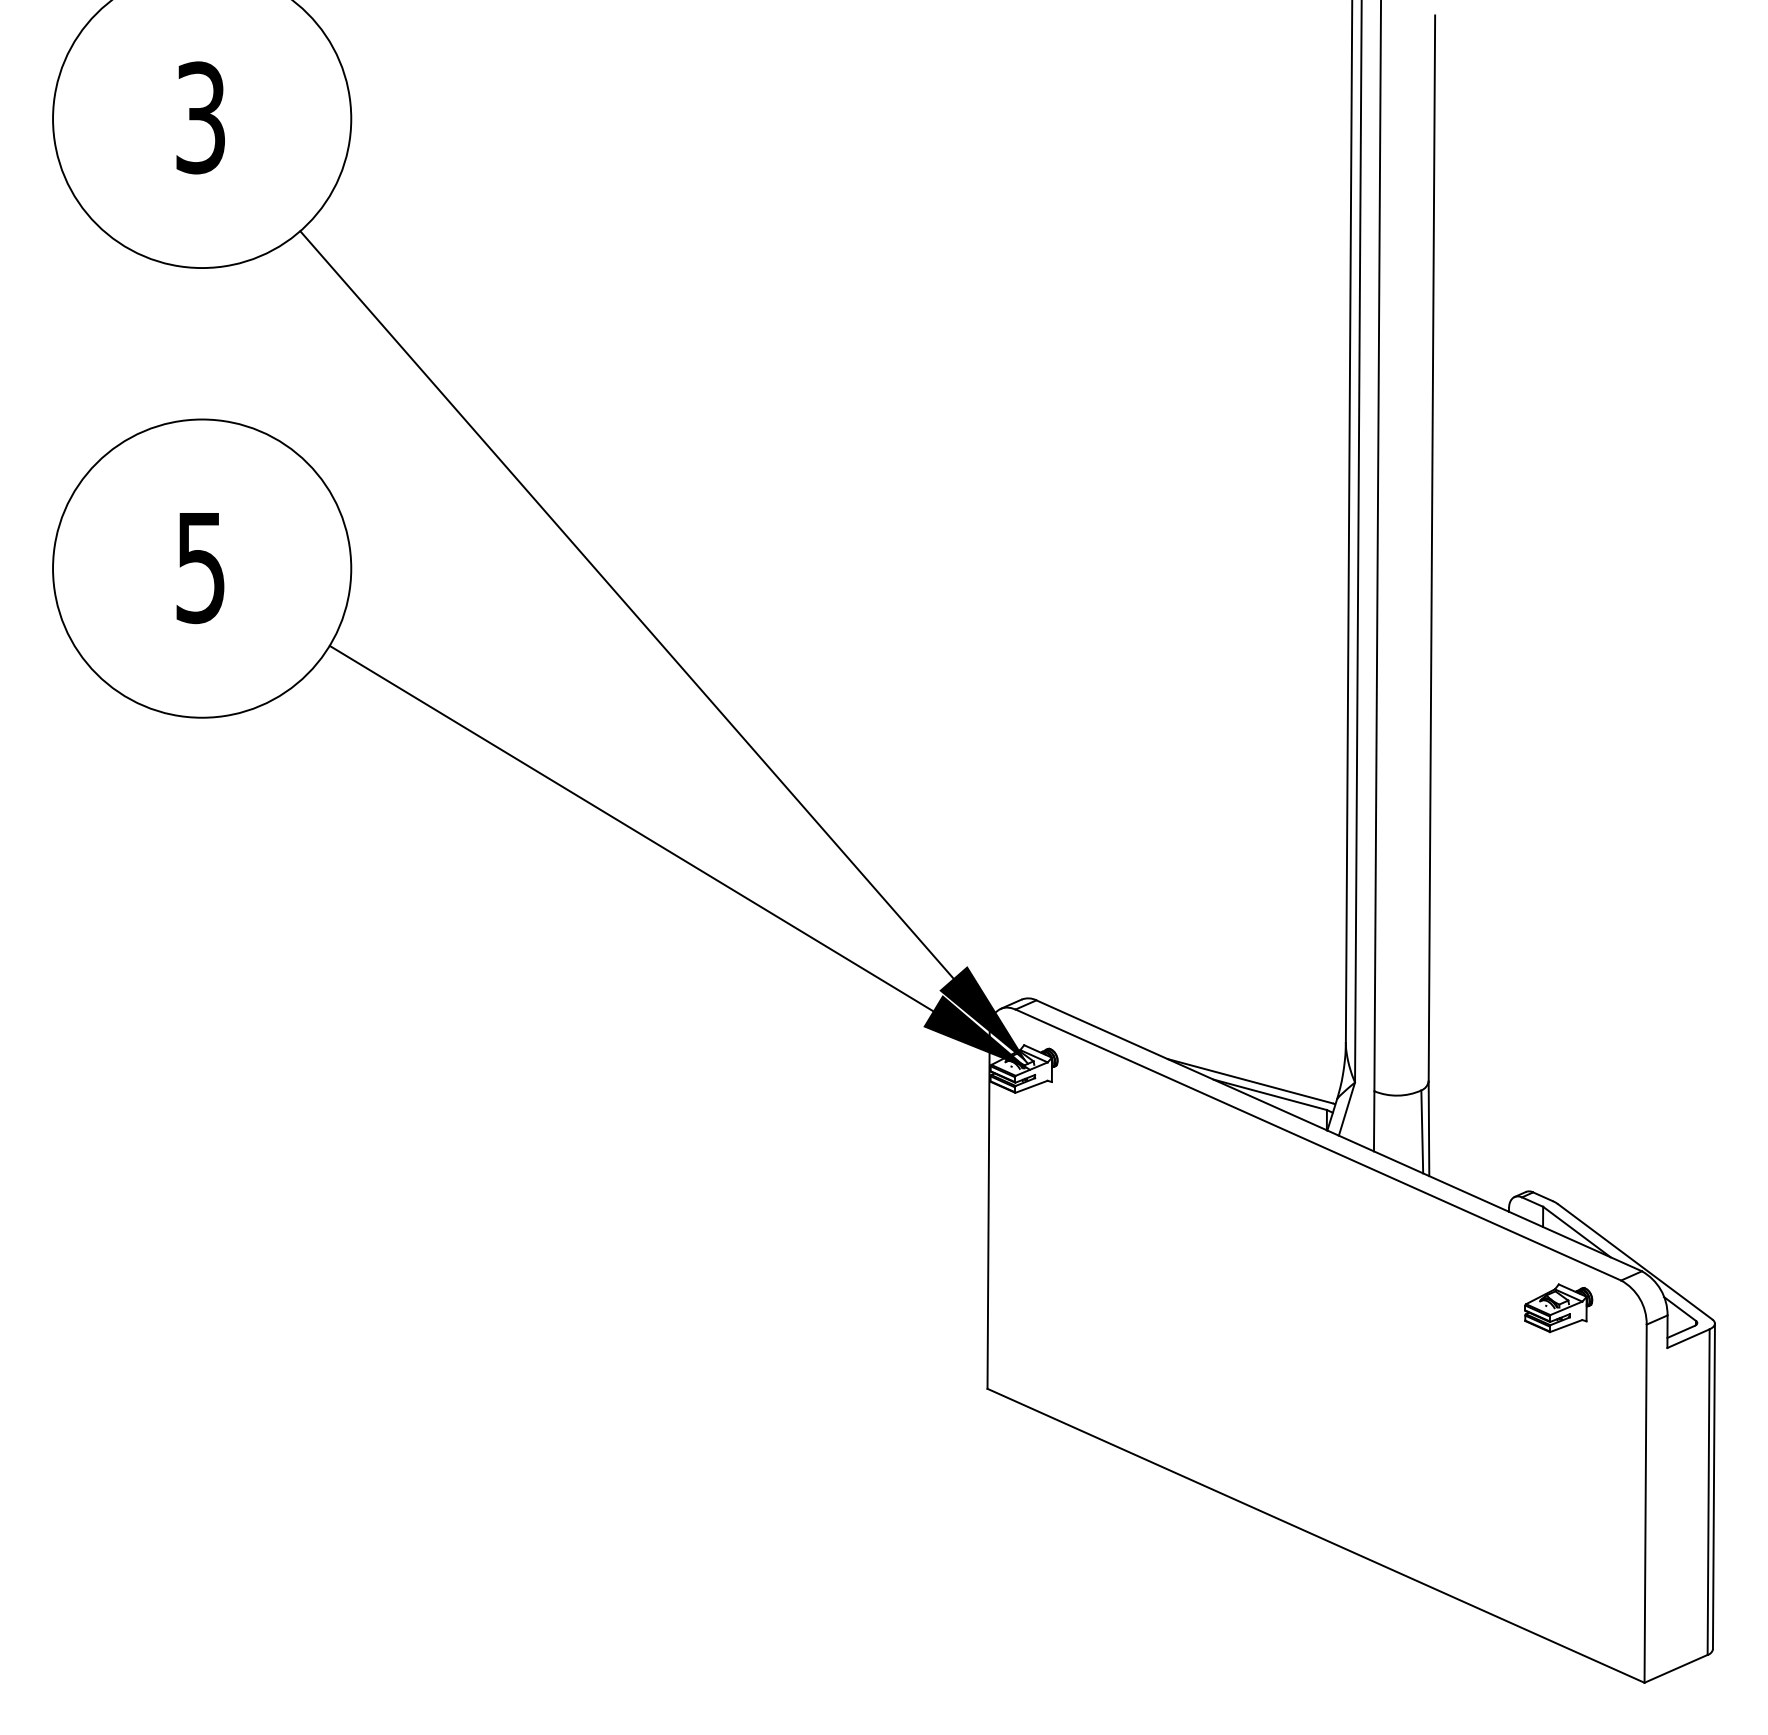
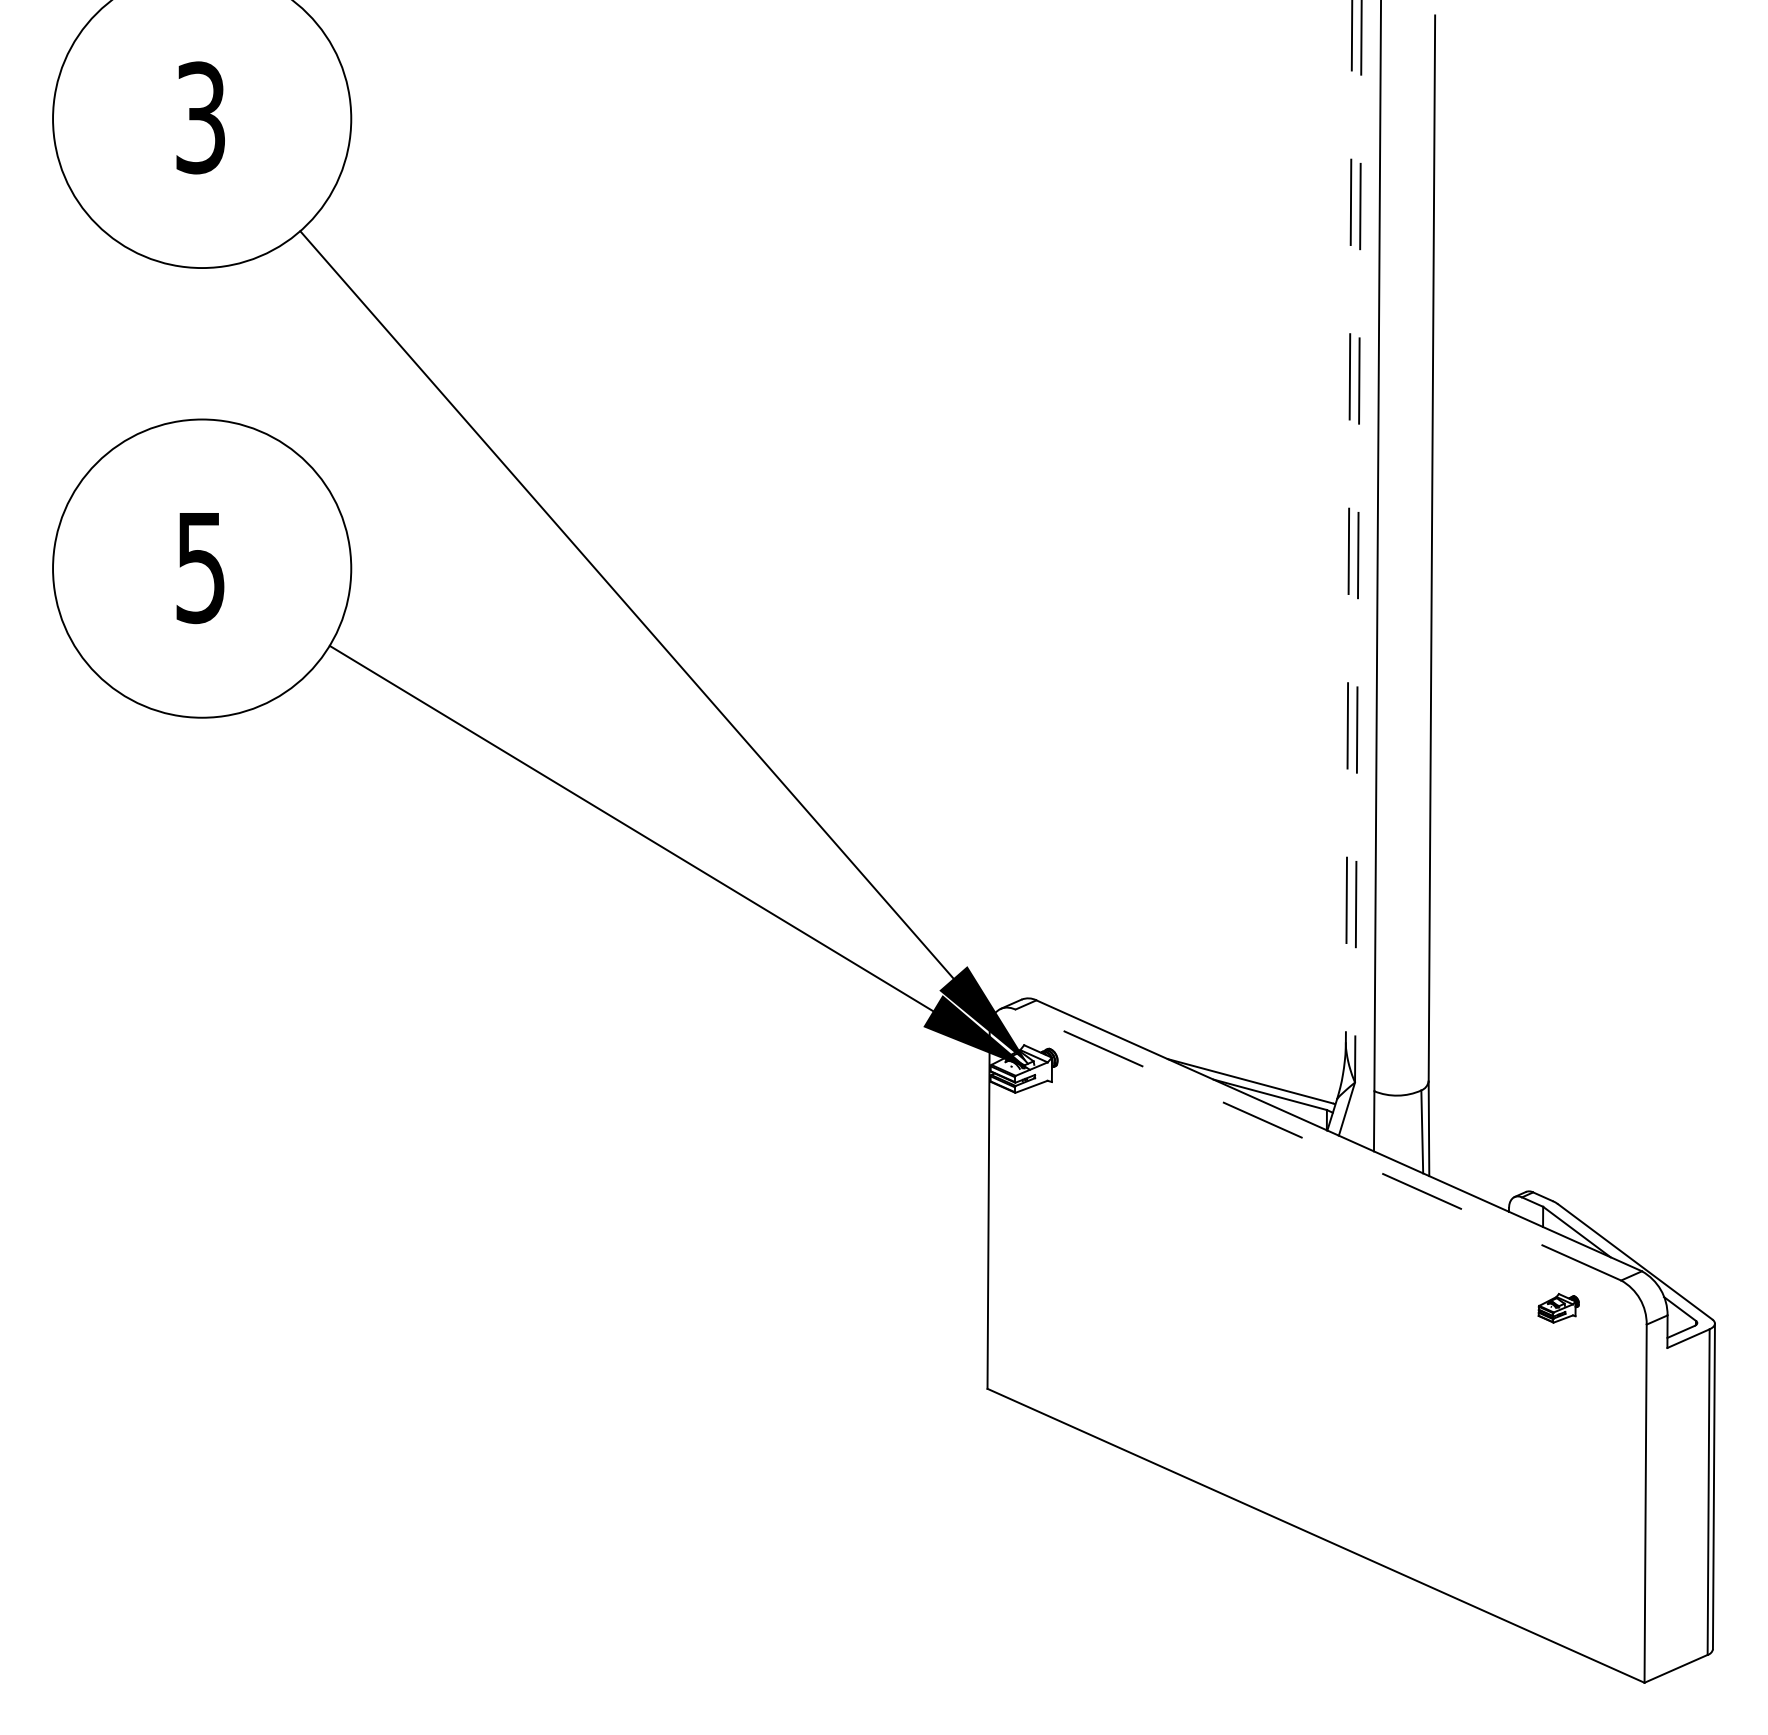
line: solid -> dashed (1349, 521)
line: solid -> dashed (1358, 541)
line: solid -> dashed (1318, 1145)
part size: 70x51 px -> 43x31 px (1558, 1308)
